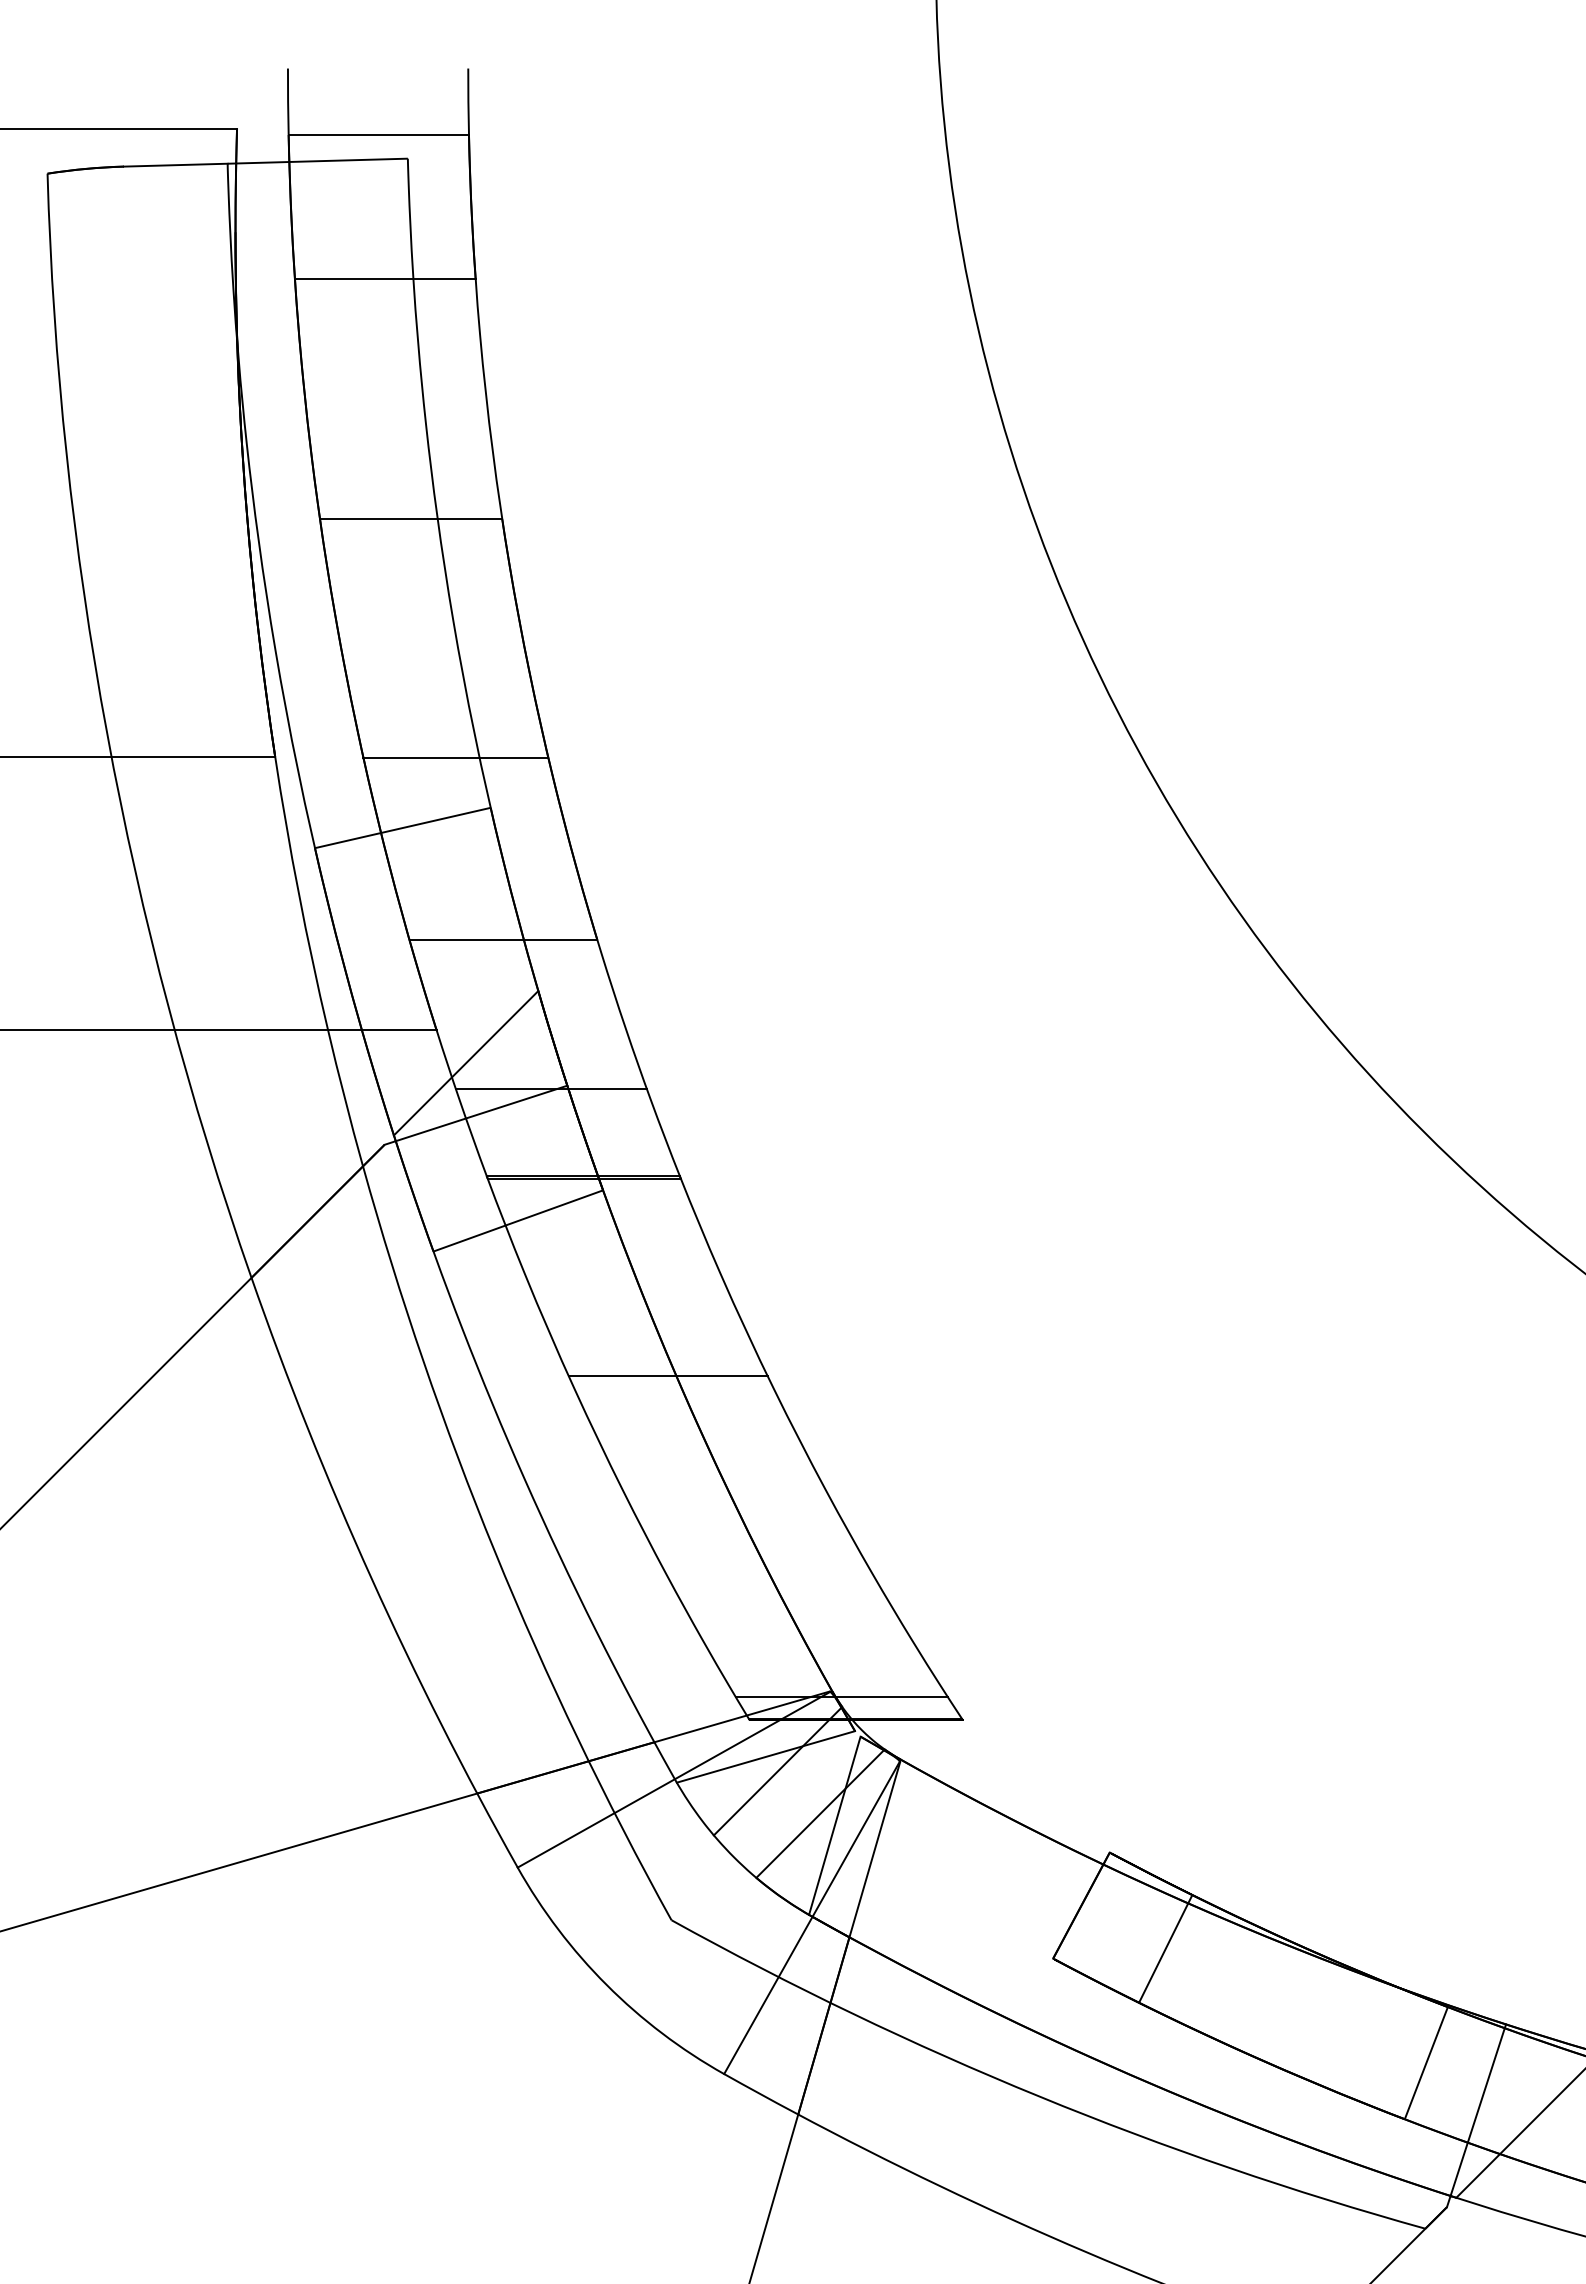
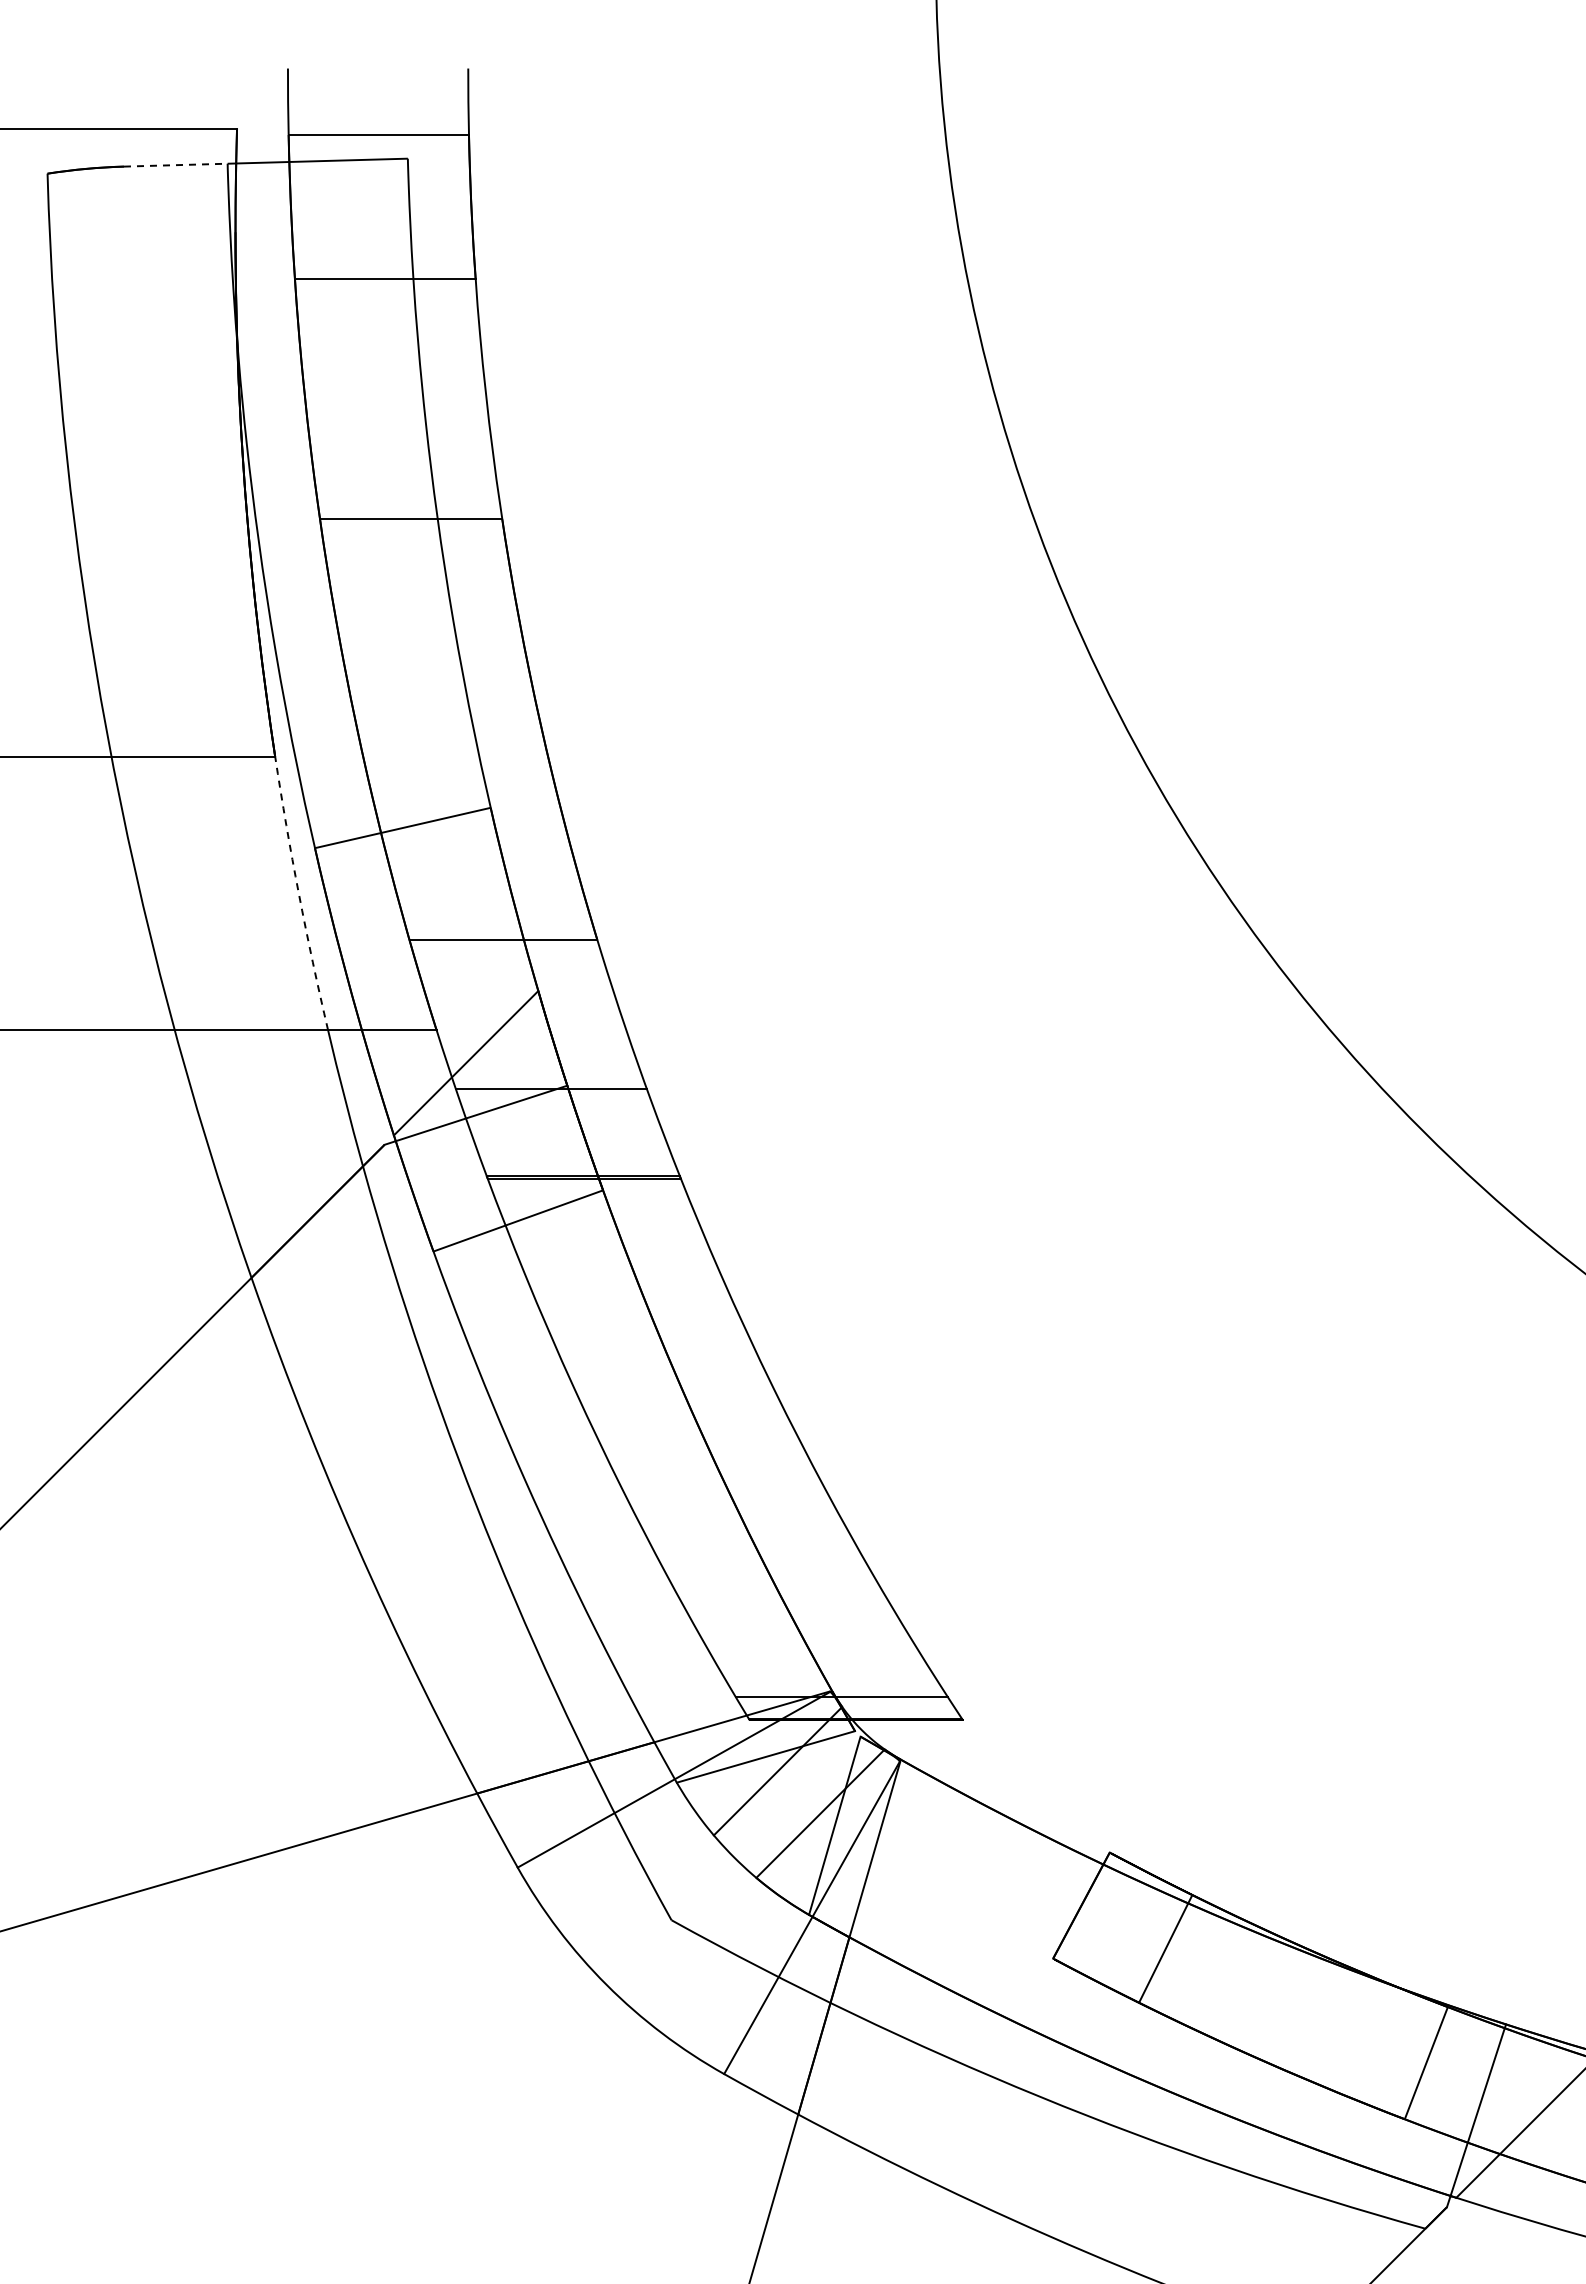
line: solid -> dashed (175, 165)
line: present -> none (455, 757)
arc: solid -> dashed (298, 893)
line: present -> none (667, 1376)
